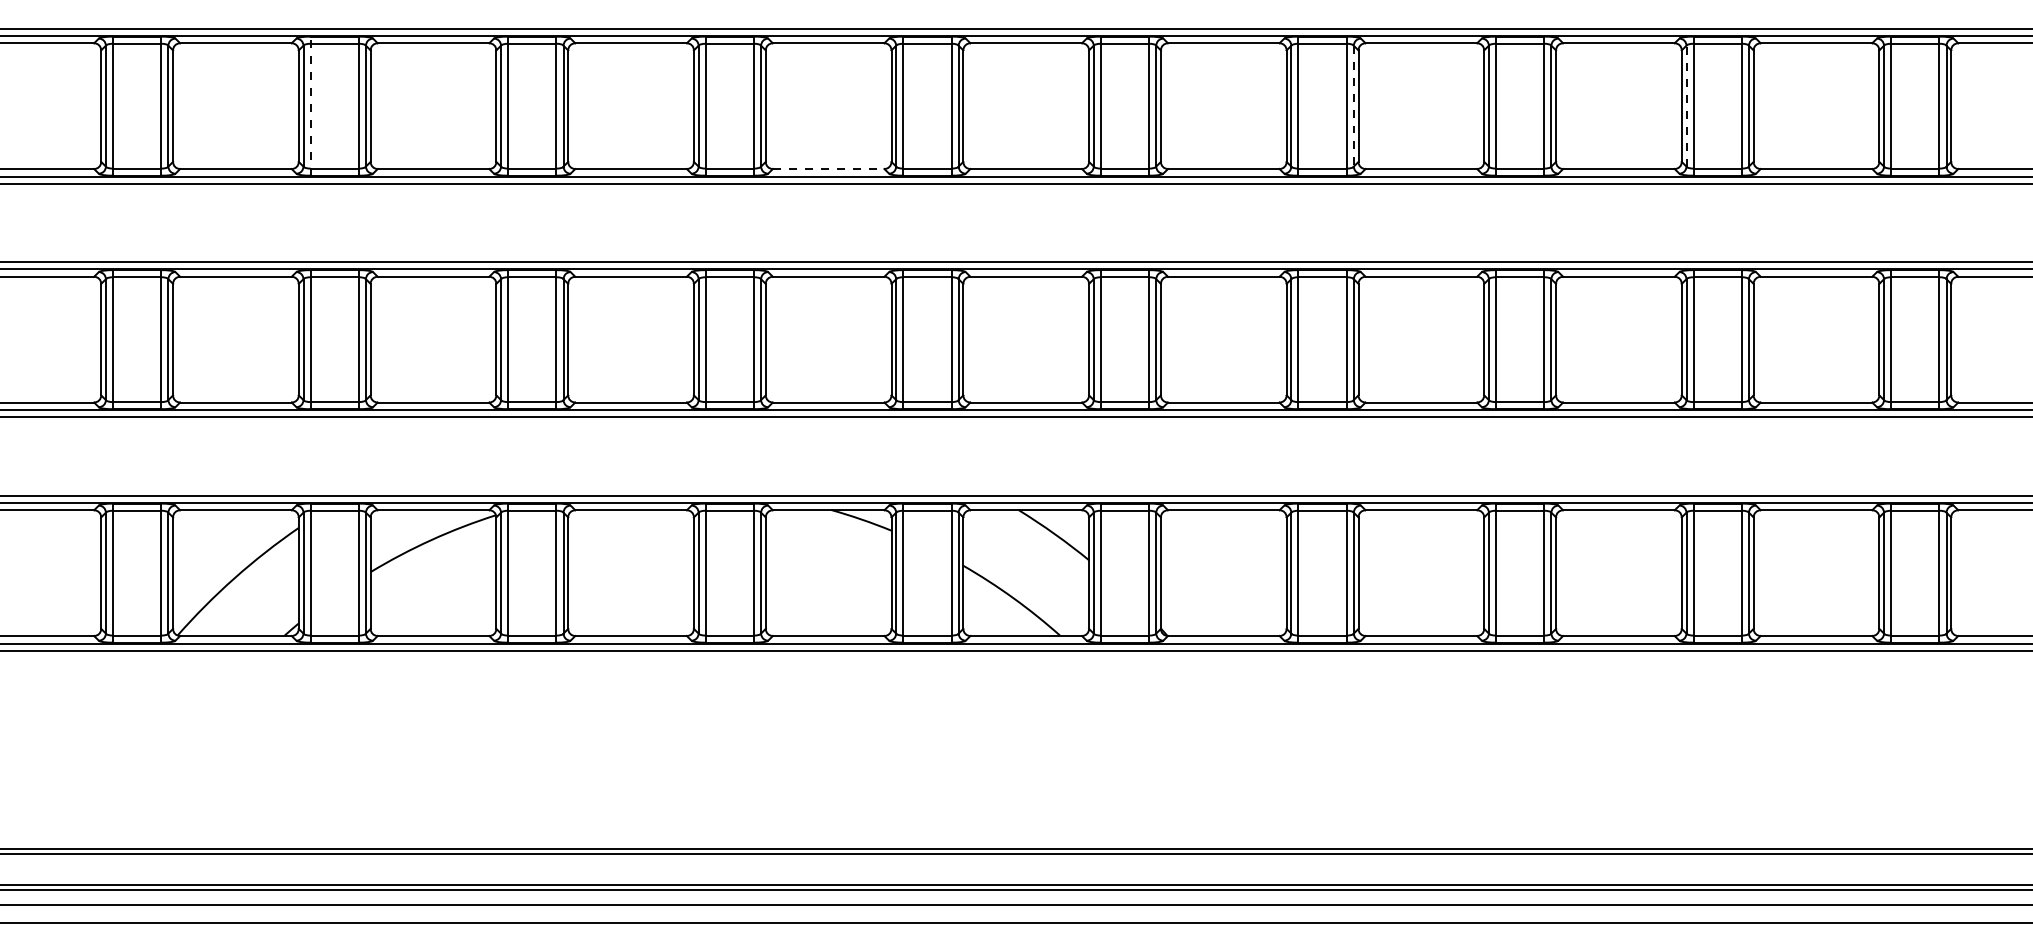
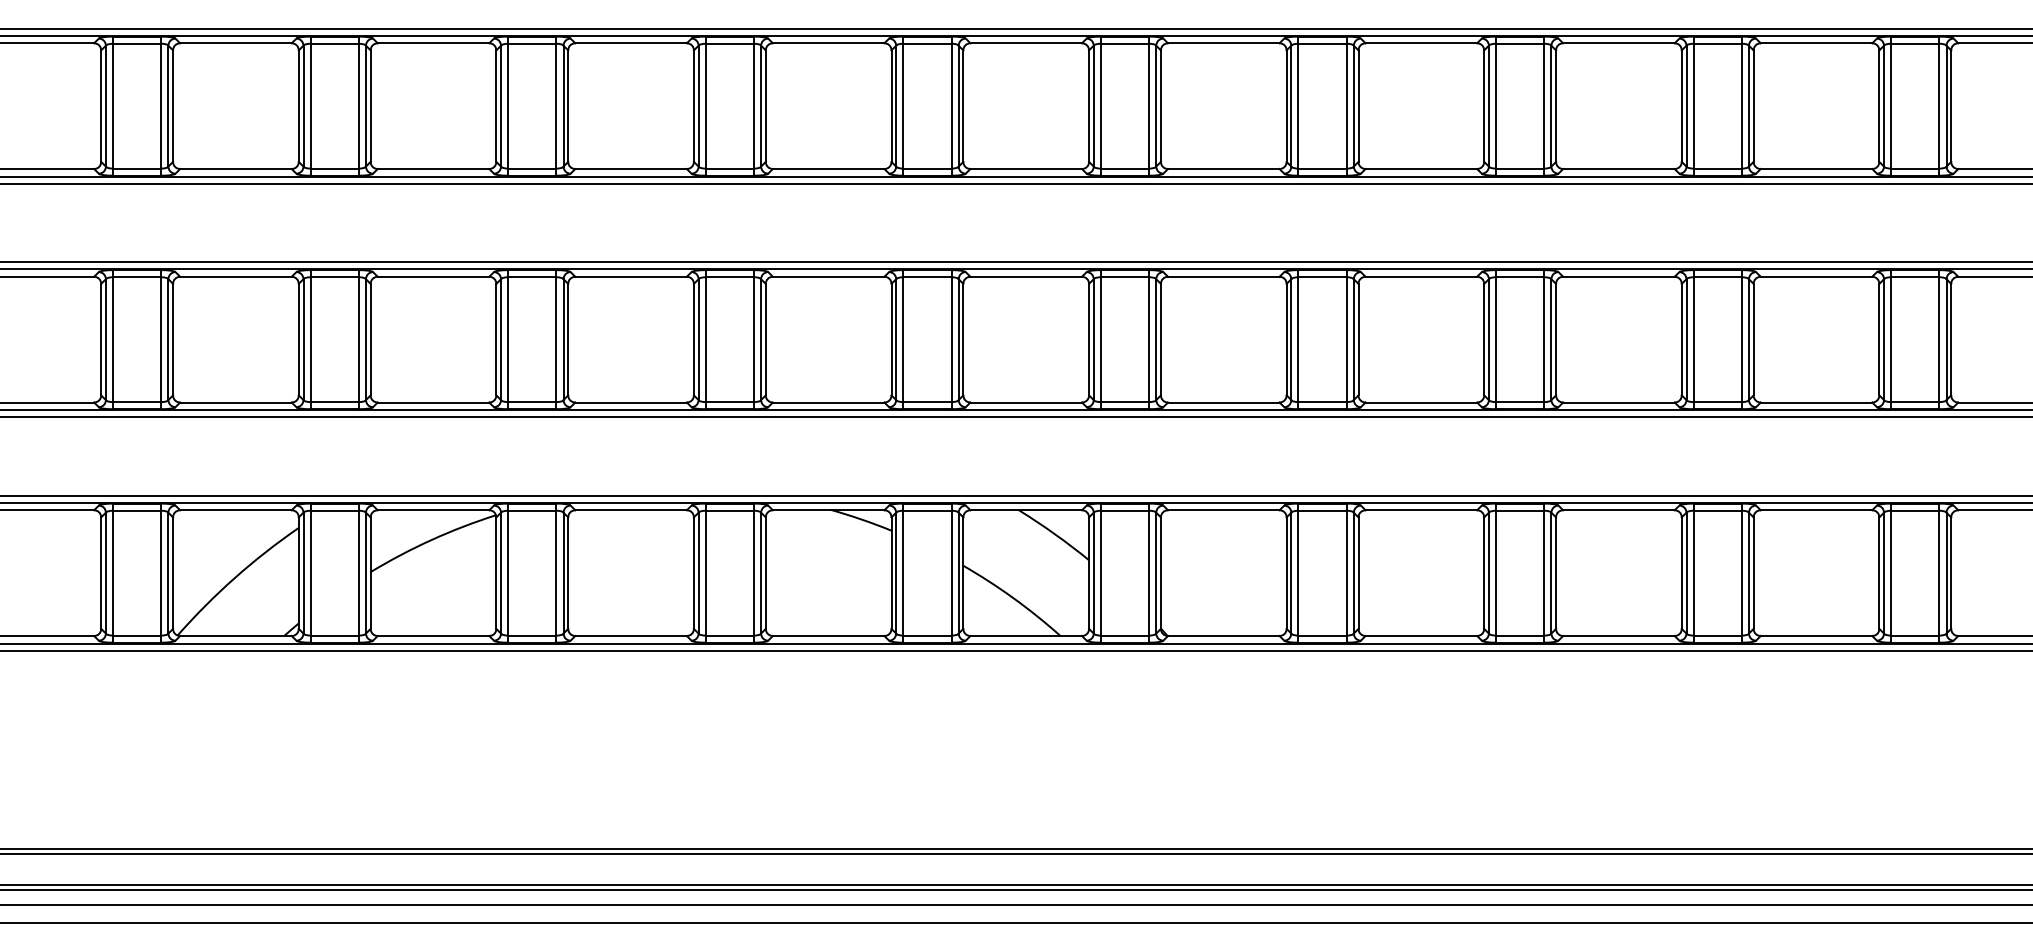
line: dashed -> solid (310, 105)
line: dashed -> solid (1686, 105)
line: dashed -> solid (1353, 106)
line: dashed -> solid (828, 169)
